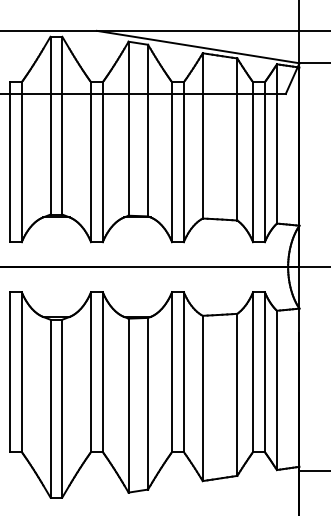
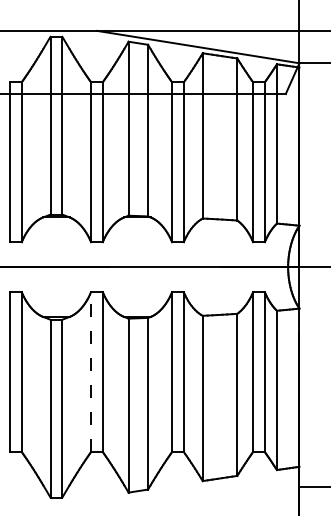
line: solid -> dashed (91, 372)
line position: (313, 471) -> (313, 487) (313, 487)
